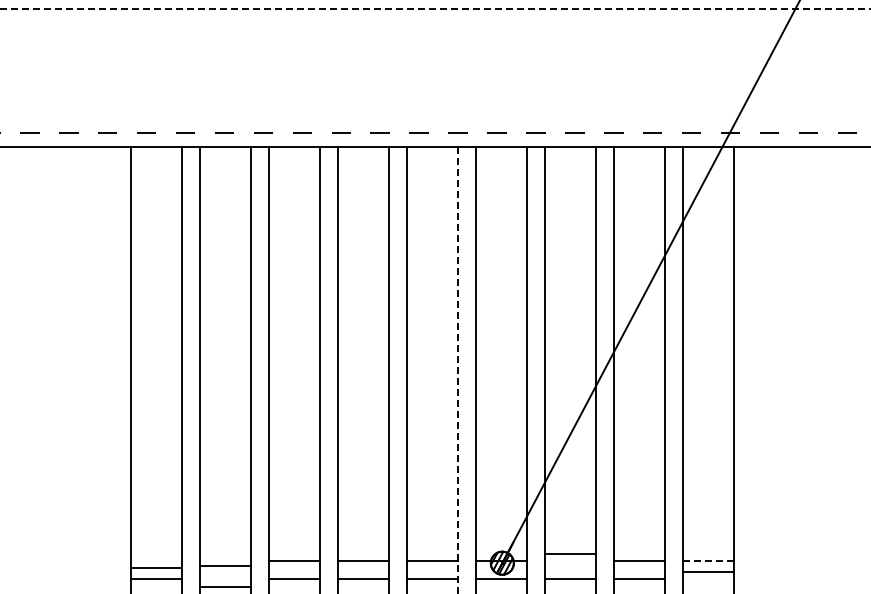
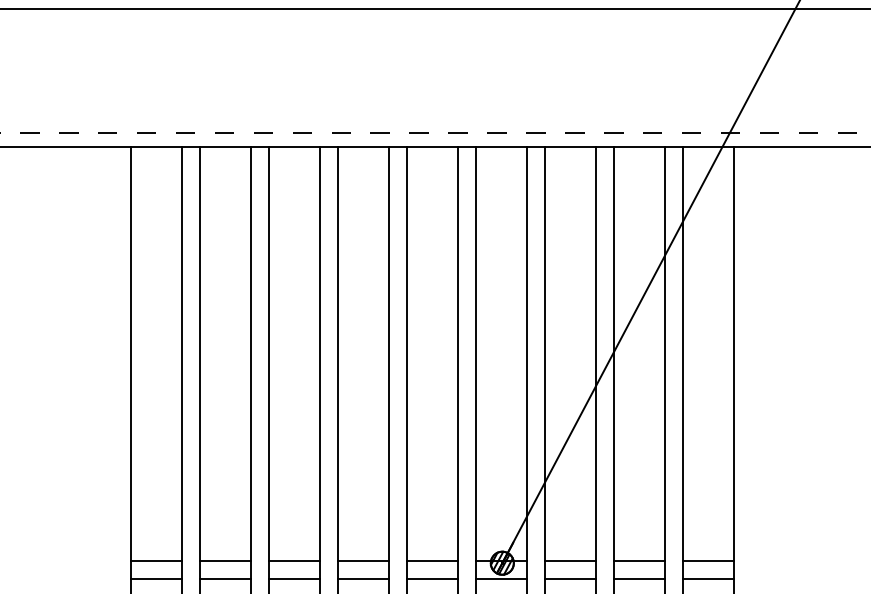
line: dashed -> solid (435, 9)
line: dashed -> solid (457, 370)
line position: (570, 553) -> (570, 560) (570, 560)
line: dashed -> solid (707, 560)
line position: (225, 565) -> (225, 560) (225, 560)
line position: (156, 567) -> (156, 560) (156, 560)
line position: (708, 572) -> (708, 579) (708, 579)
line position: (225, 587) -> (225, 579) (225, 579)
